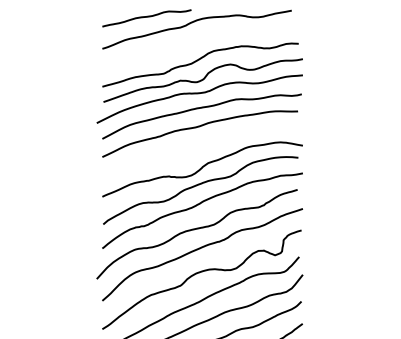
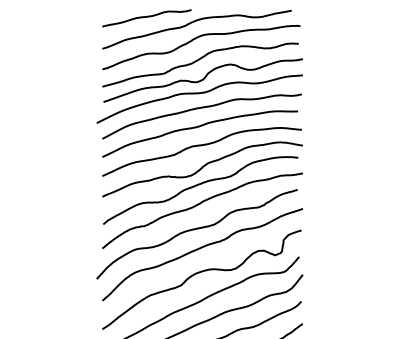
curve: none -> present (197, 38)
curve: none -> present (201, 146)
